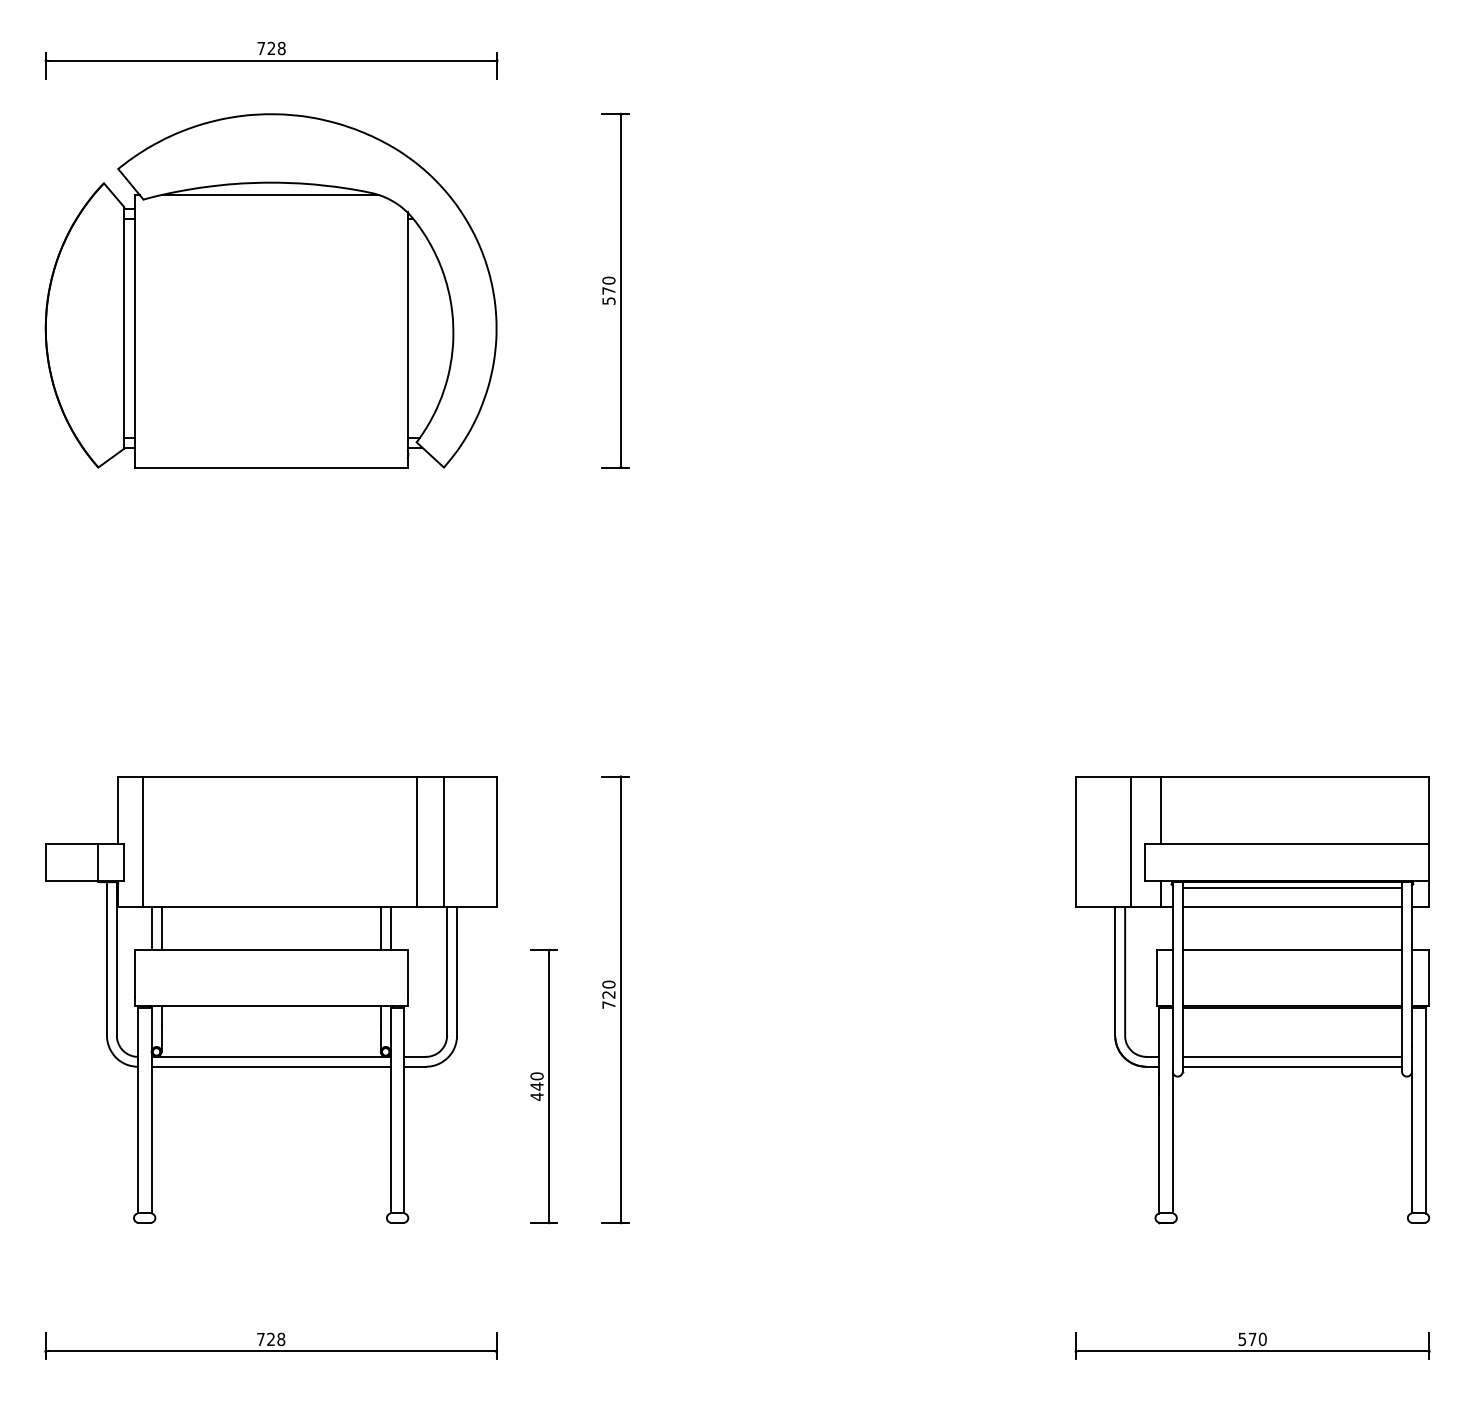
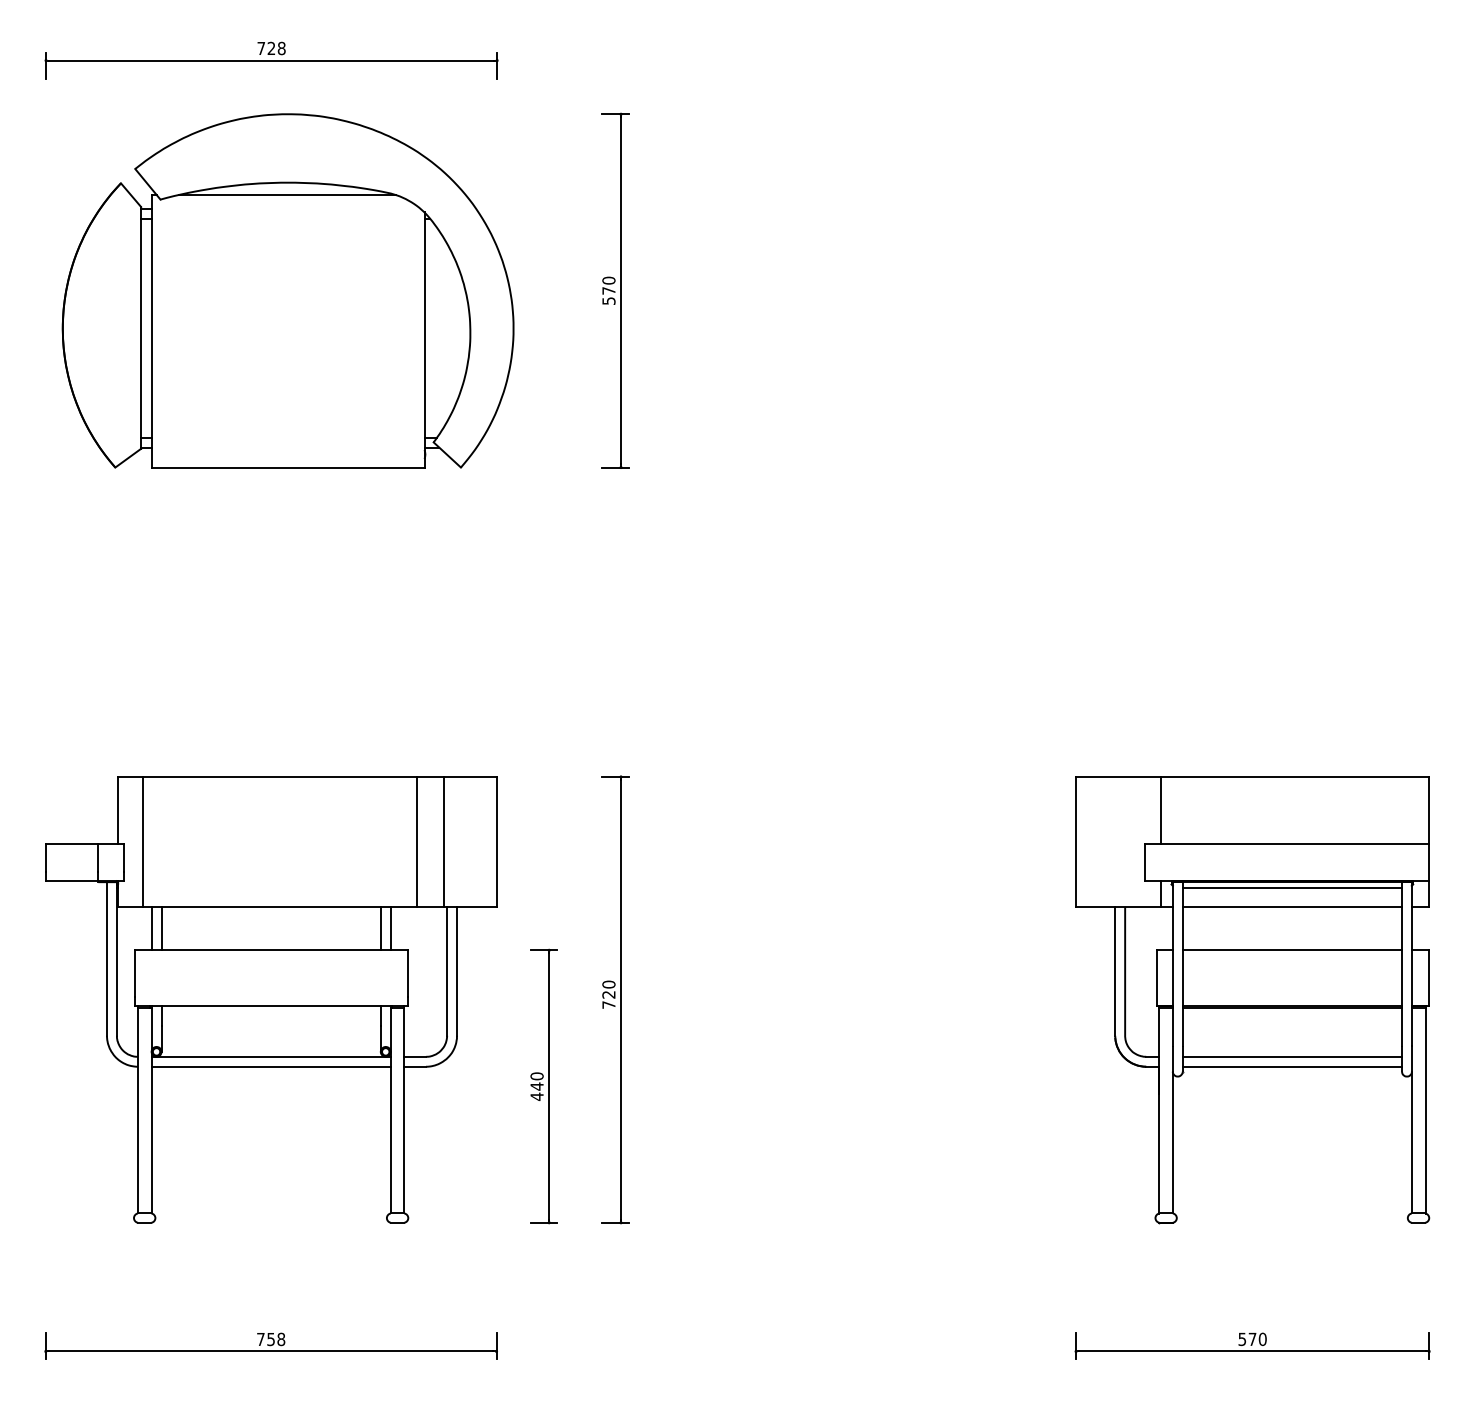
part position: (270, 290) -> (287, 290) (287, 290)
line: present -> none (1130, 841)
text: 728 -> 758 (270, 1339)
